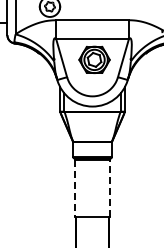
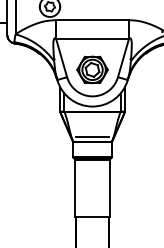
part position: (94, 59) -> (92, 69) (92, 69)
line: none -> present (92, 137)
line: dashed -> solid (109, 187)
line: dashed -> solid (75, 188)
